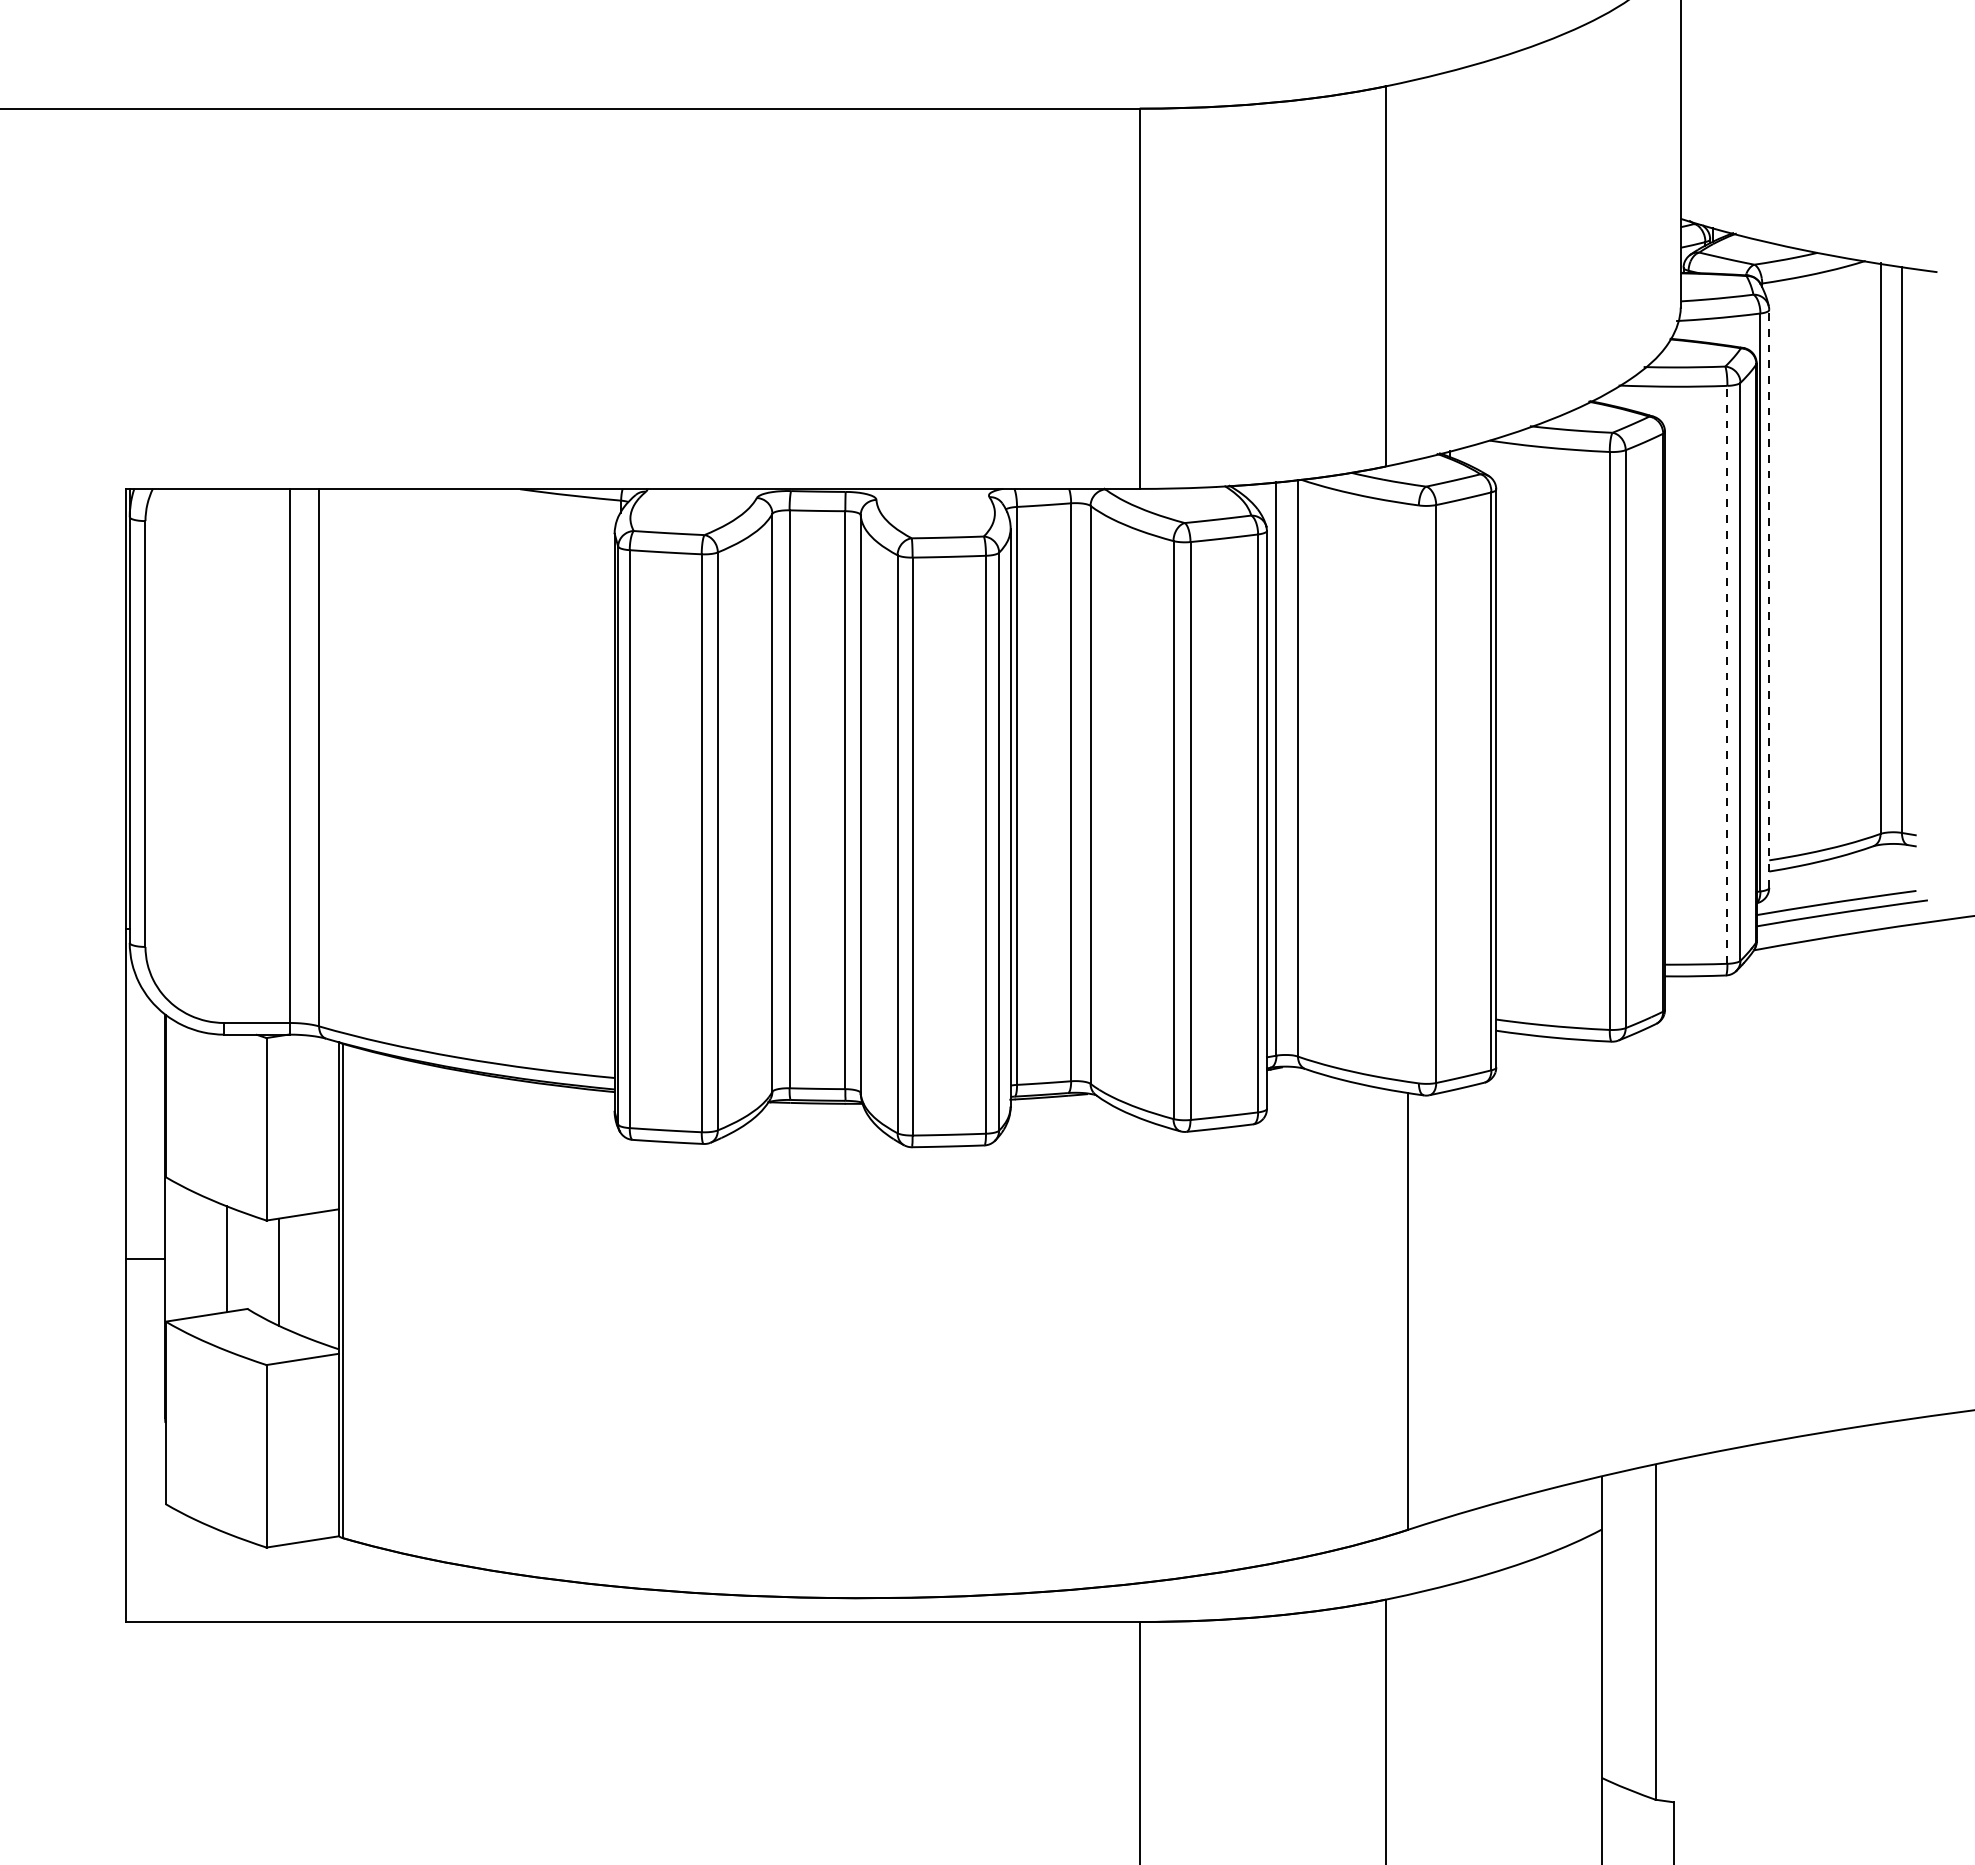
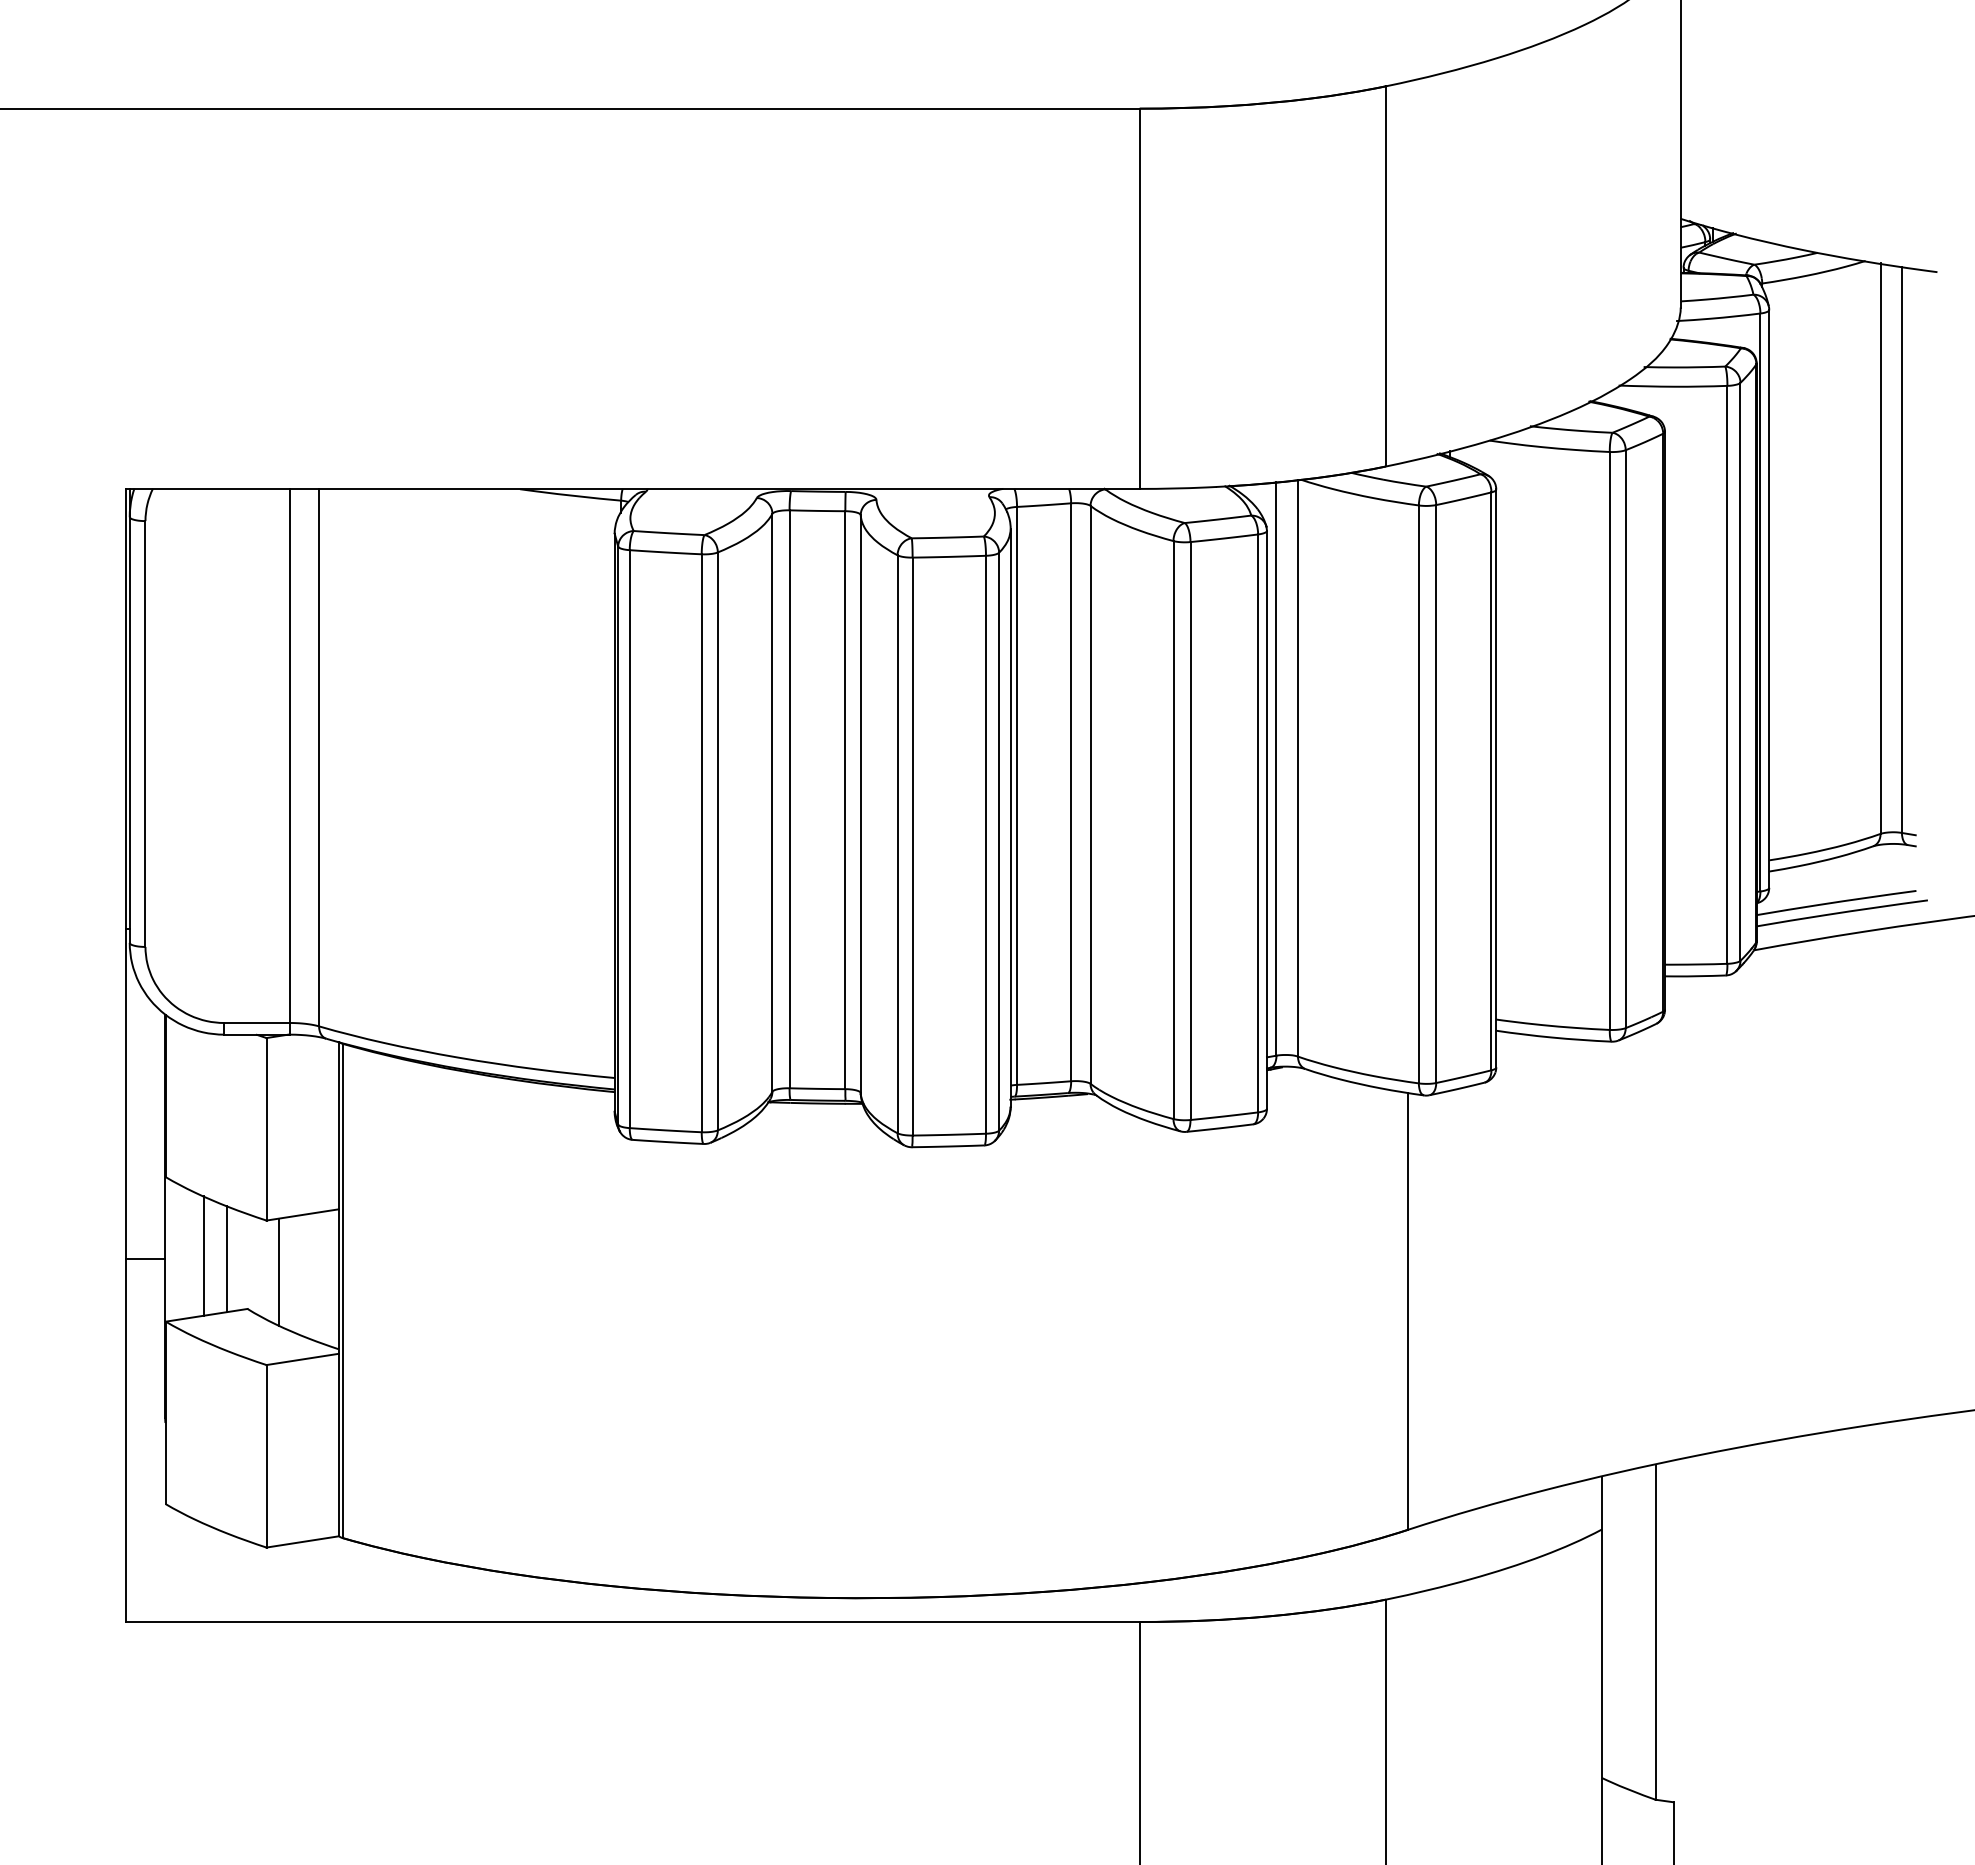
line: dashed -> solid (1769, 598)
line: dashed -> solid (1727, 674)
line: none -> present (1418, 794)
line: none -> present (203, 1255)
